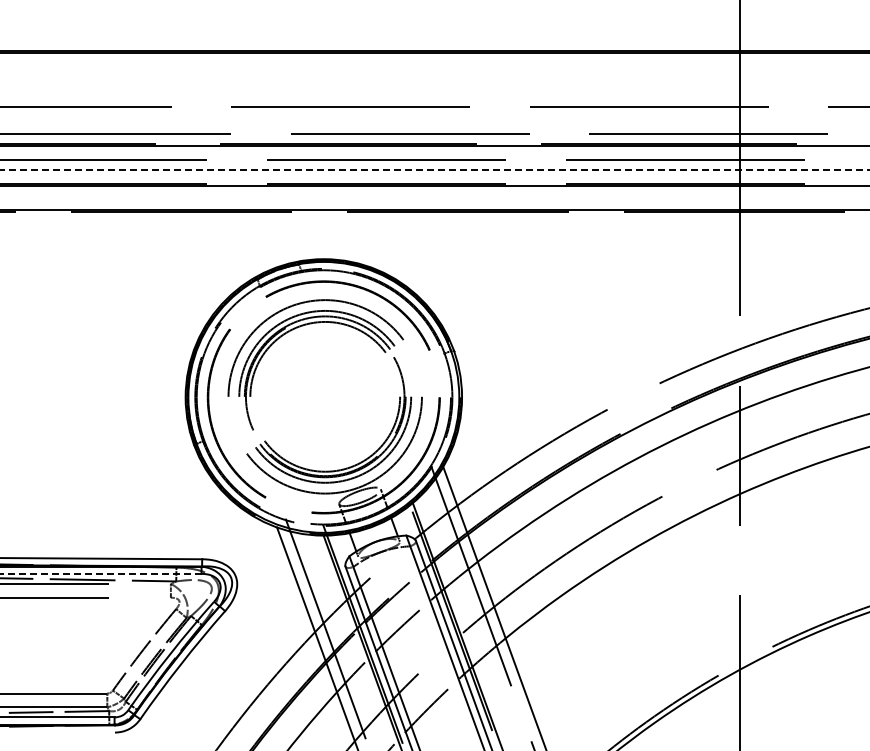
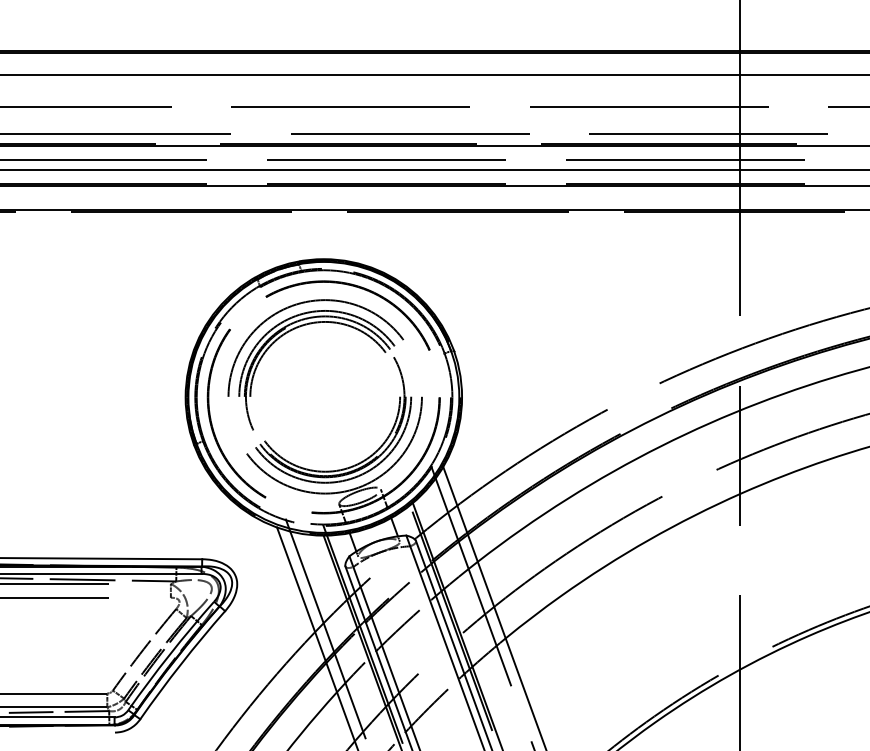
line: none -> present (434, 75)
line: dashed -> solid (435, 169)
line: dashed -> solid (100, 573)
